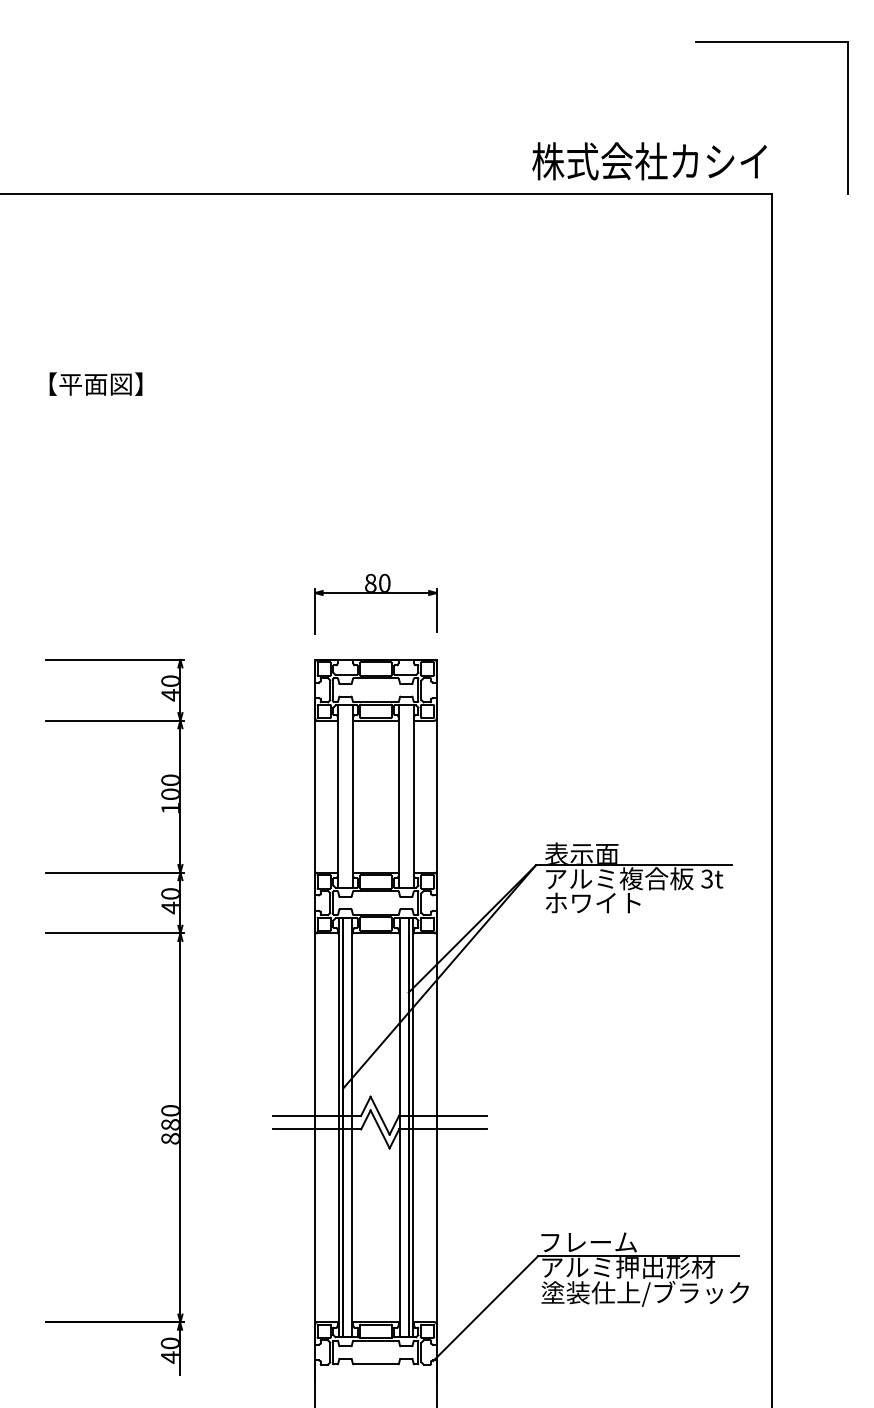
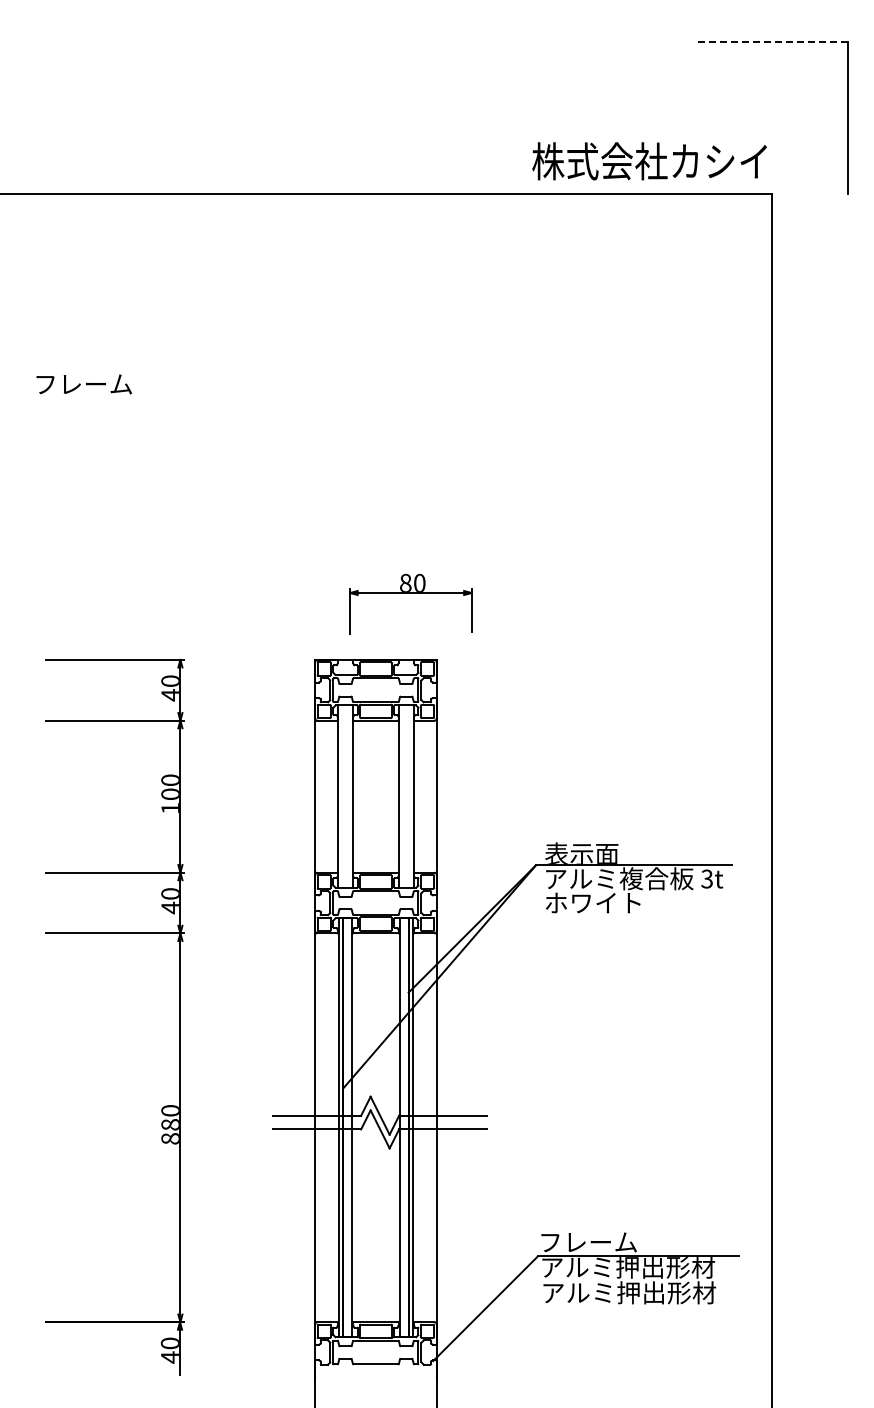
line: solid -> dashed (771, 42)
text: 【平面図】 -> フレーム (89, 383)
part position: (375, 593) -> (410, 593) (410, 593)
text: 塗装仕上/ブラック -> アルミ押出形材 (644, 1293)
